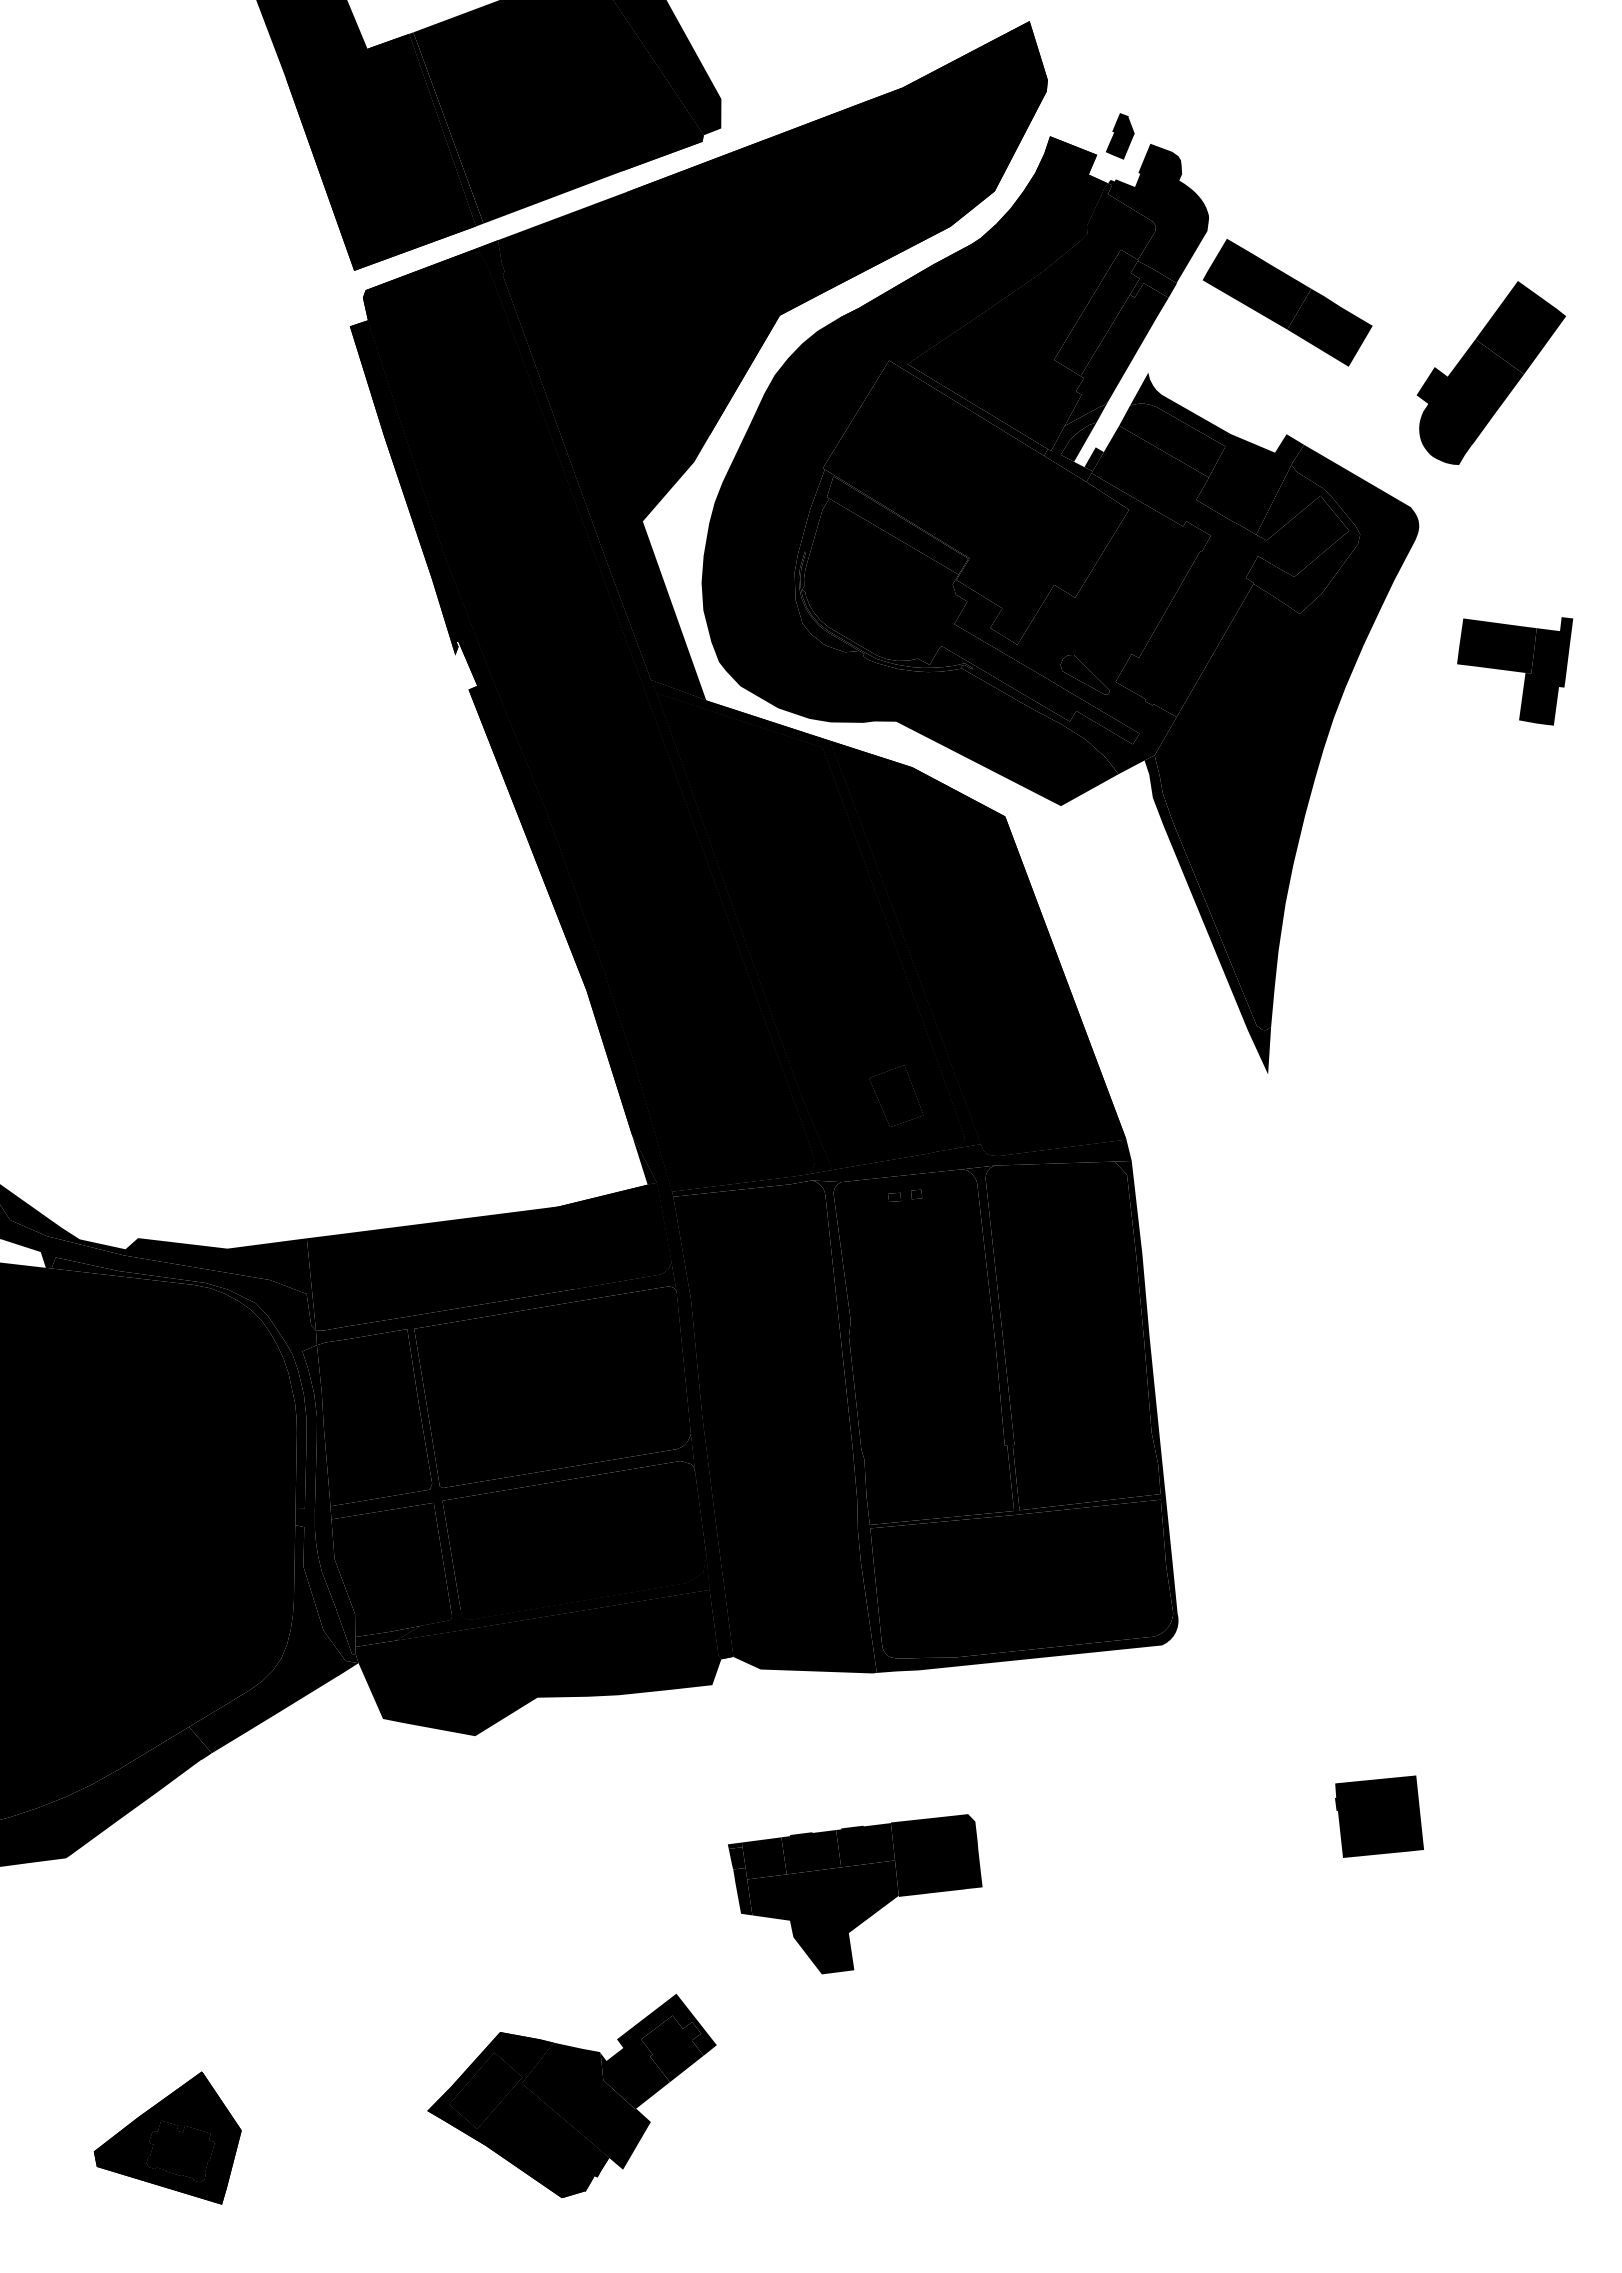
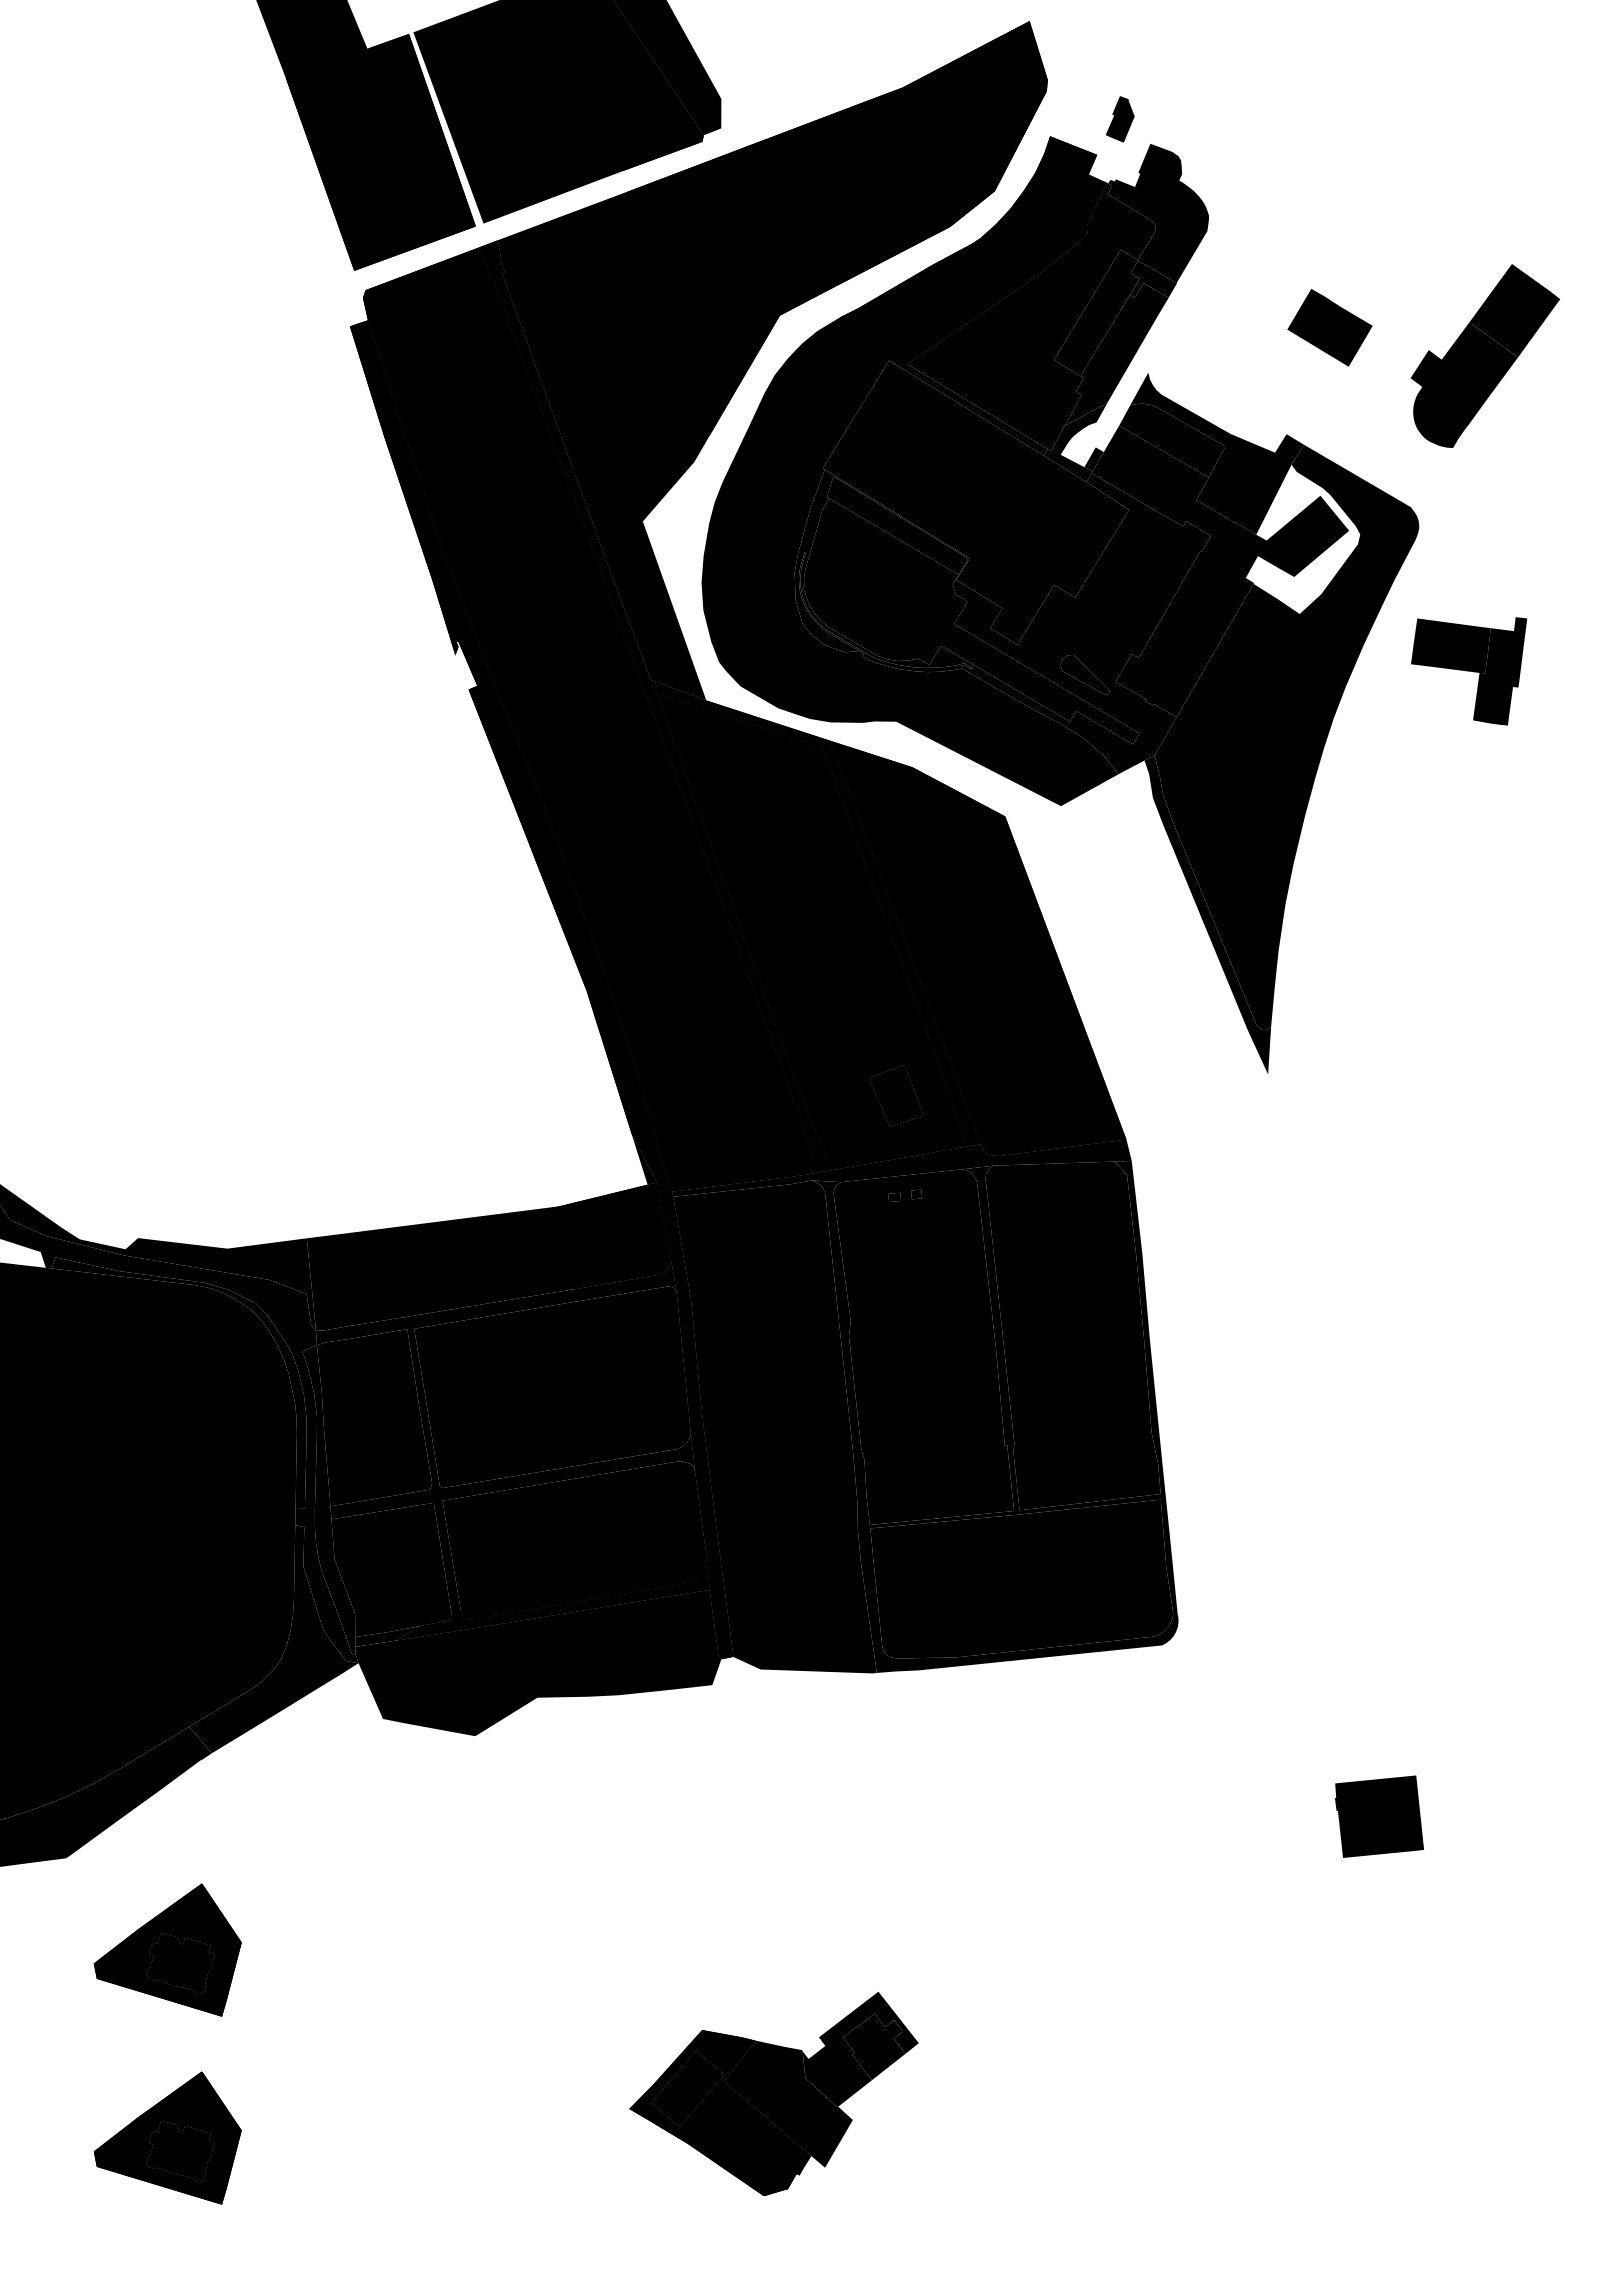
fill: present -> none (446, 129)
part position: (1120, 136) -> (1120, 119) (1120, 119)
fill: present -> none (1256, 283)
part position: (1490, 372) -> (1484, 355) (1484, 355)
fill: present -> none (1078, 441)
fill: present -> none (1302, 539)
part position: (1515, 671) -> (1469, 671) (1469, 671)
part: present -> none (855, 1894)
part: none -> present (167, 1949)
part position: (571, 2096) -> (773, 2094) (773, 2094)
